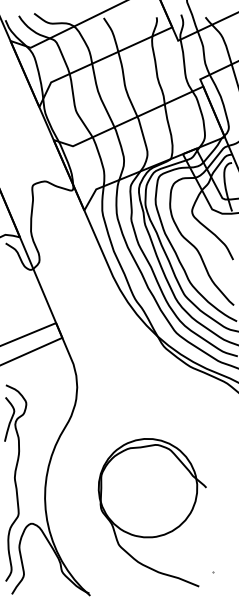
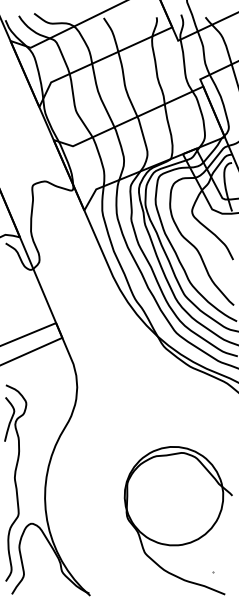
part position: (151, 512) -> (177, 520) (177, 520)
